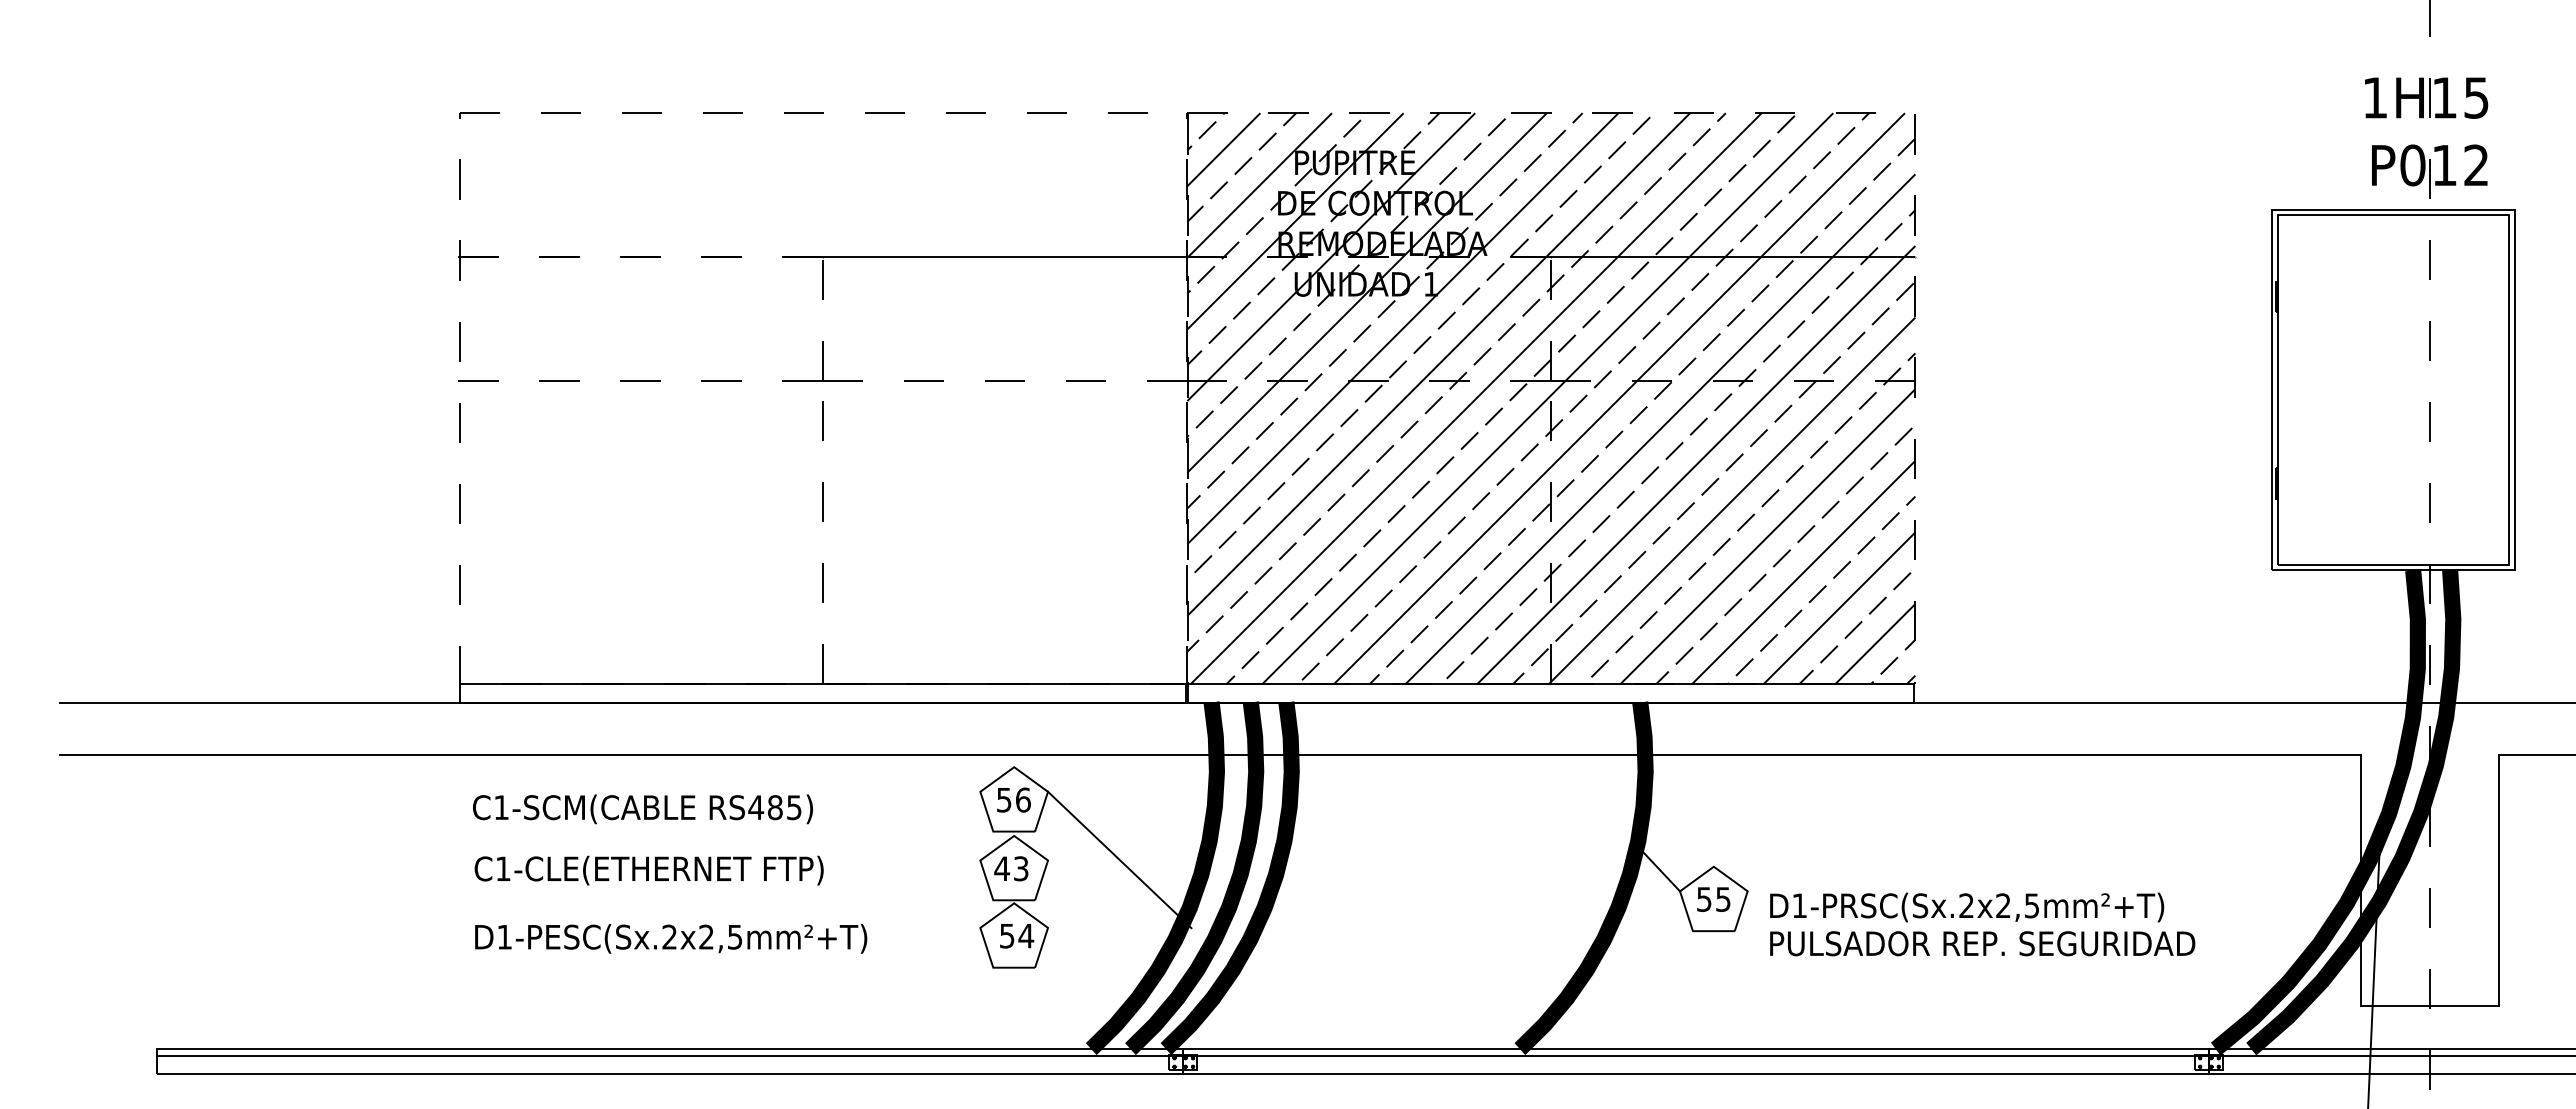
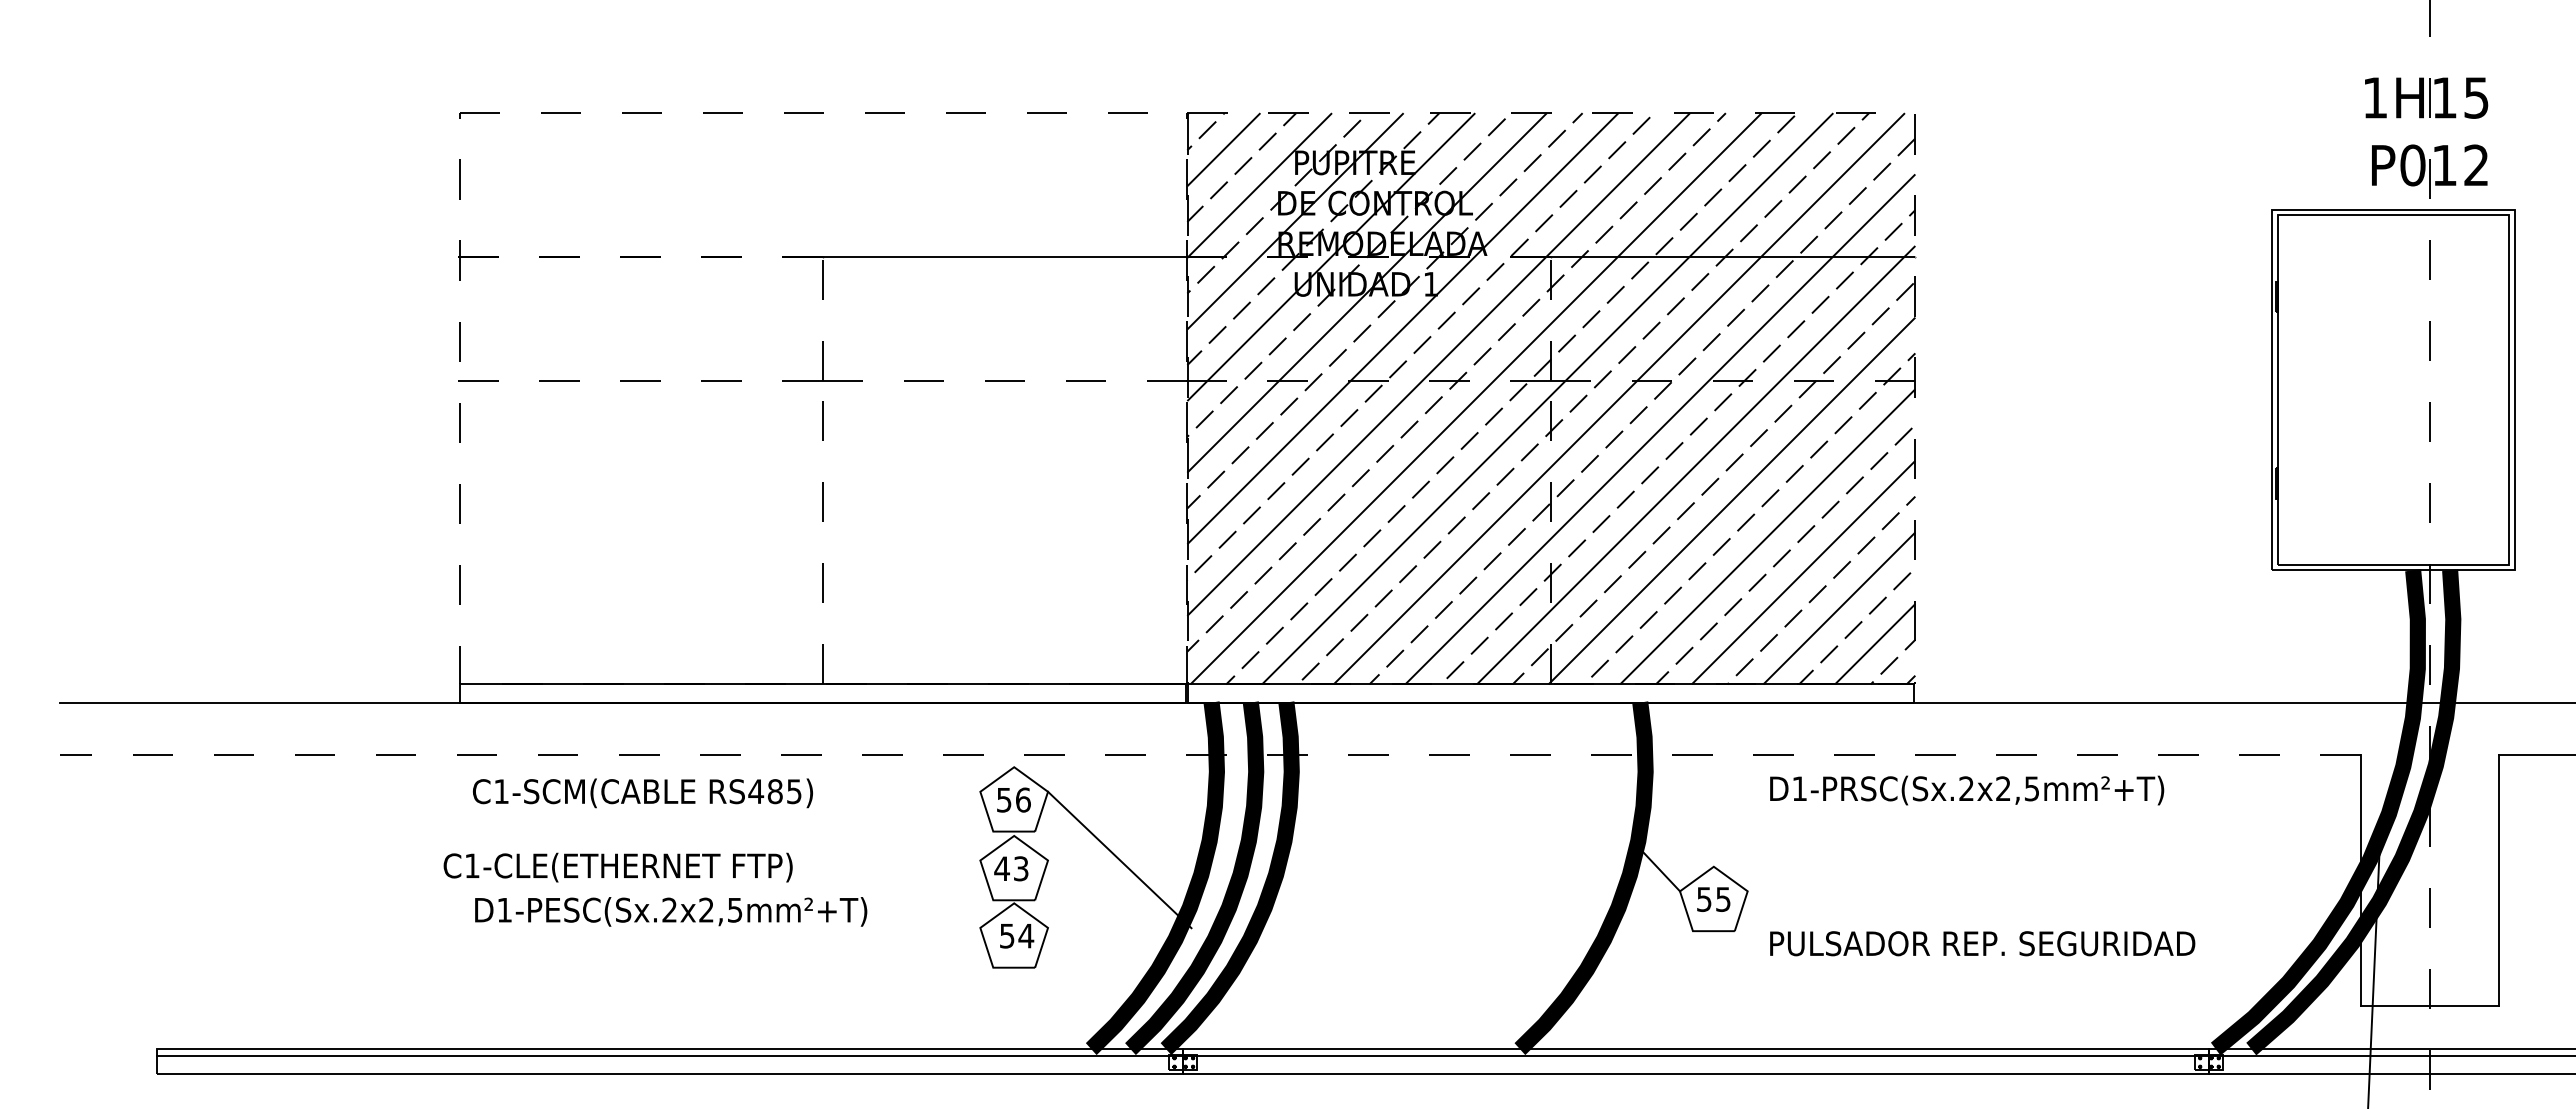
line: solid -> dashed (1210, 755)
text position: (642, 809) -> (642, 793) (642, 793)
text position: (648, 870) -> (617, 867) (617, 867)
text position: (1967, 907) -> (1967, 790) (1967, 790)
text position: (671, 938) -> (671, 911) (671, 911)
